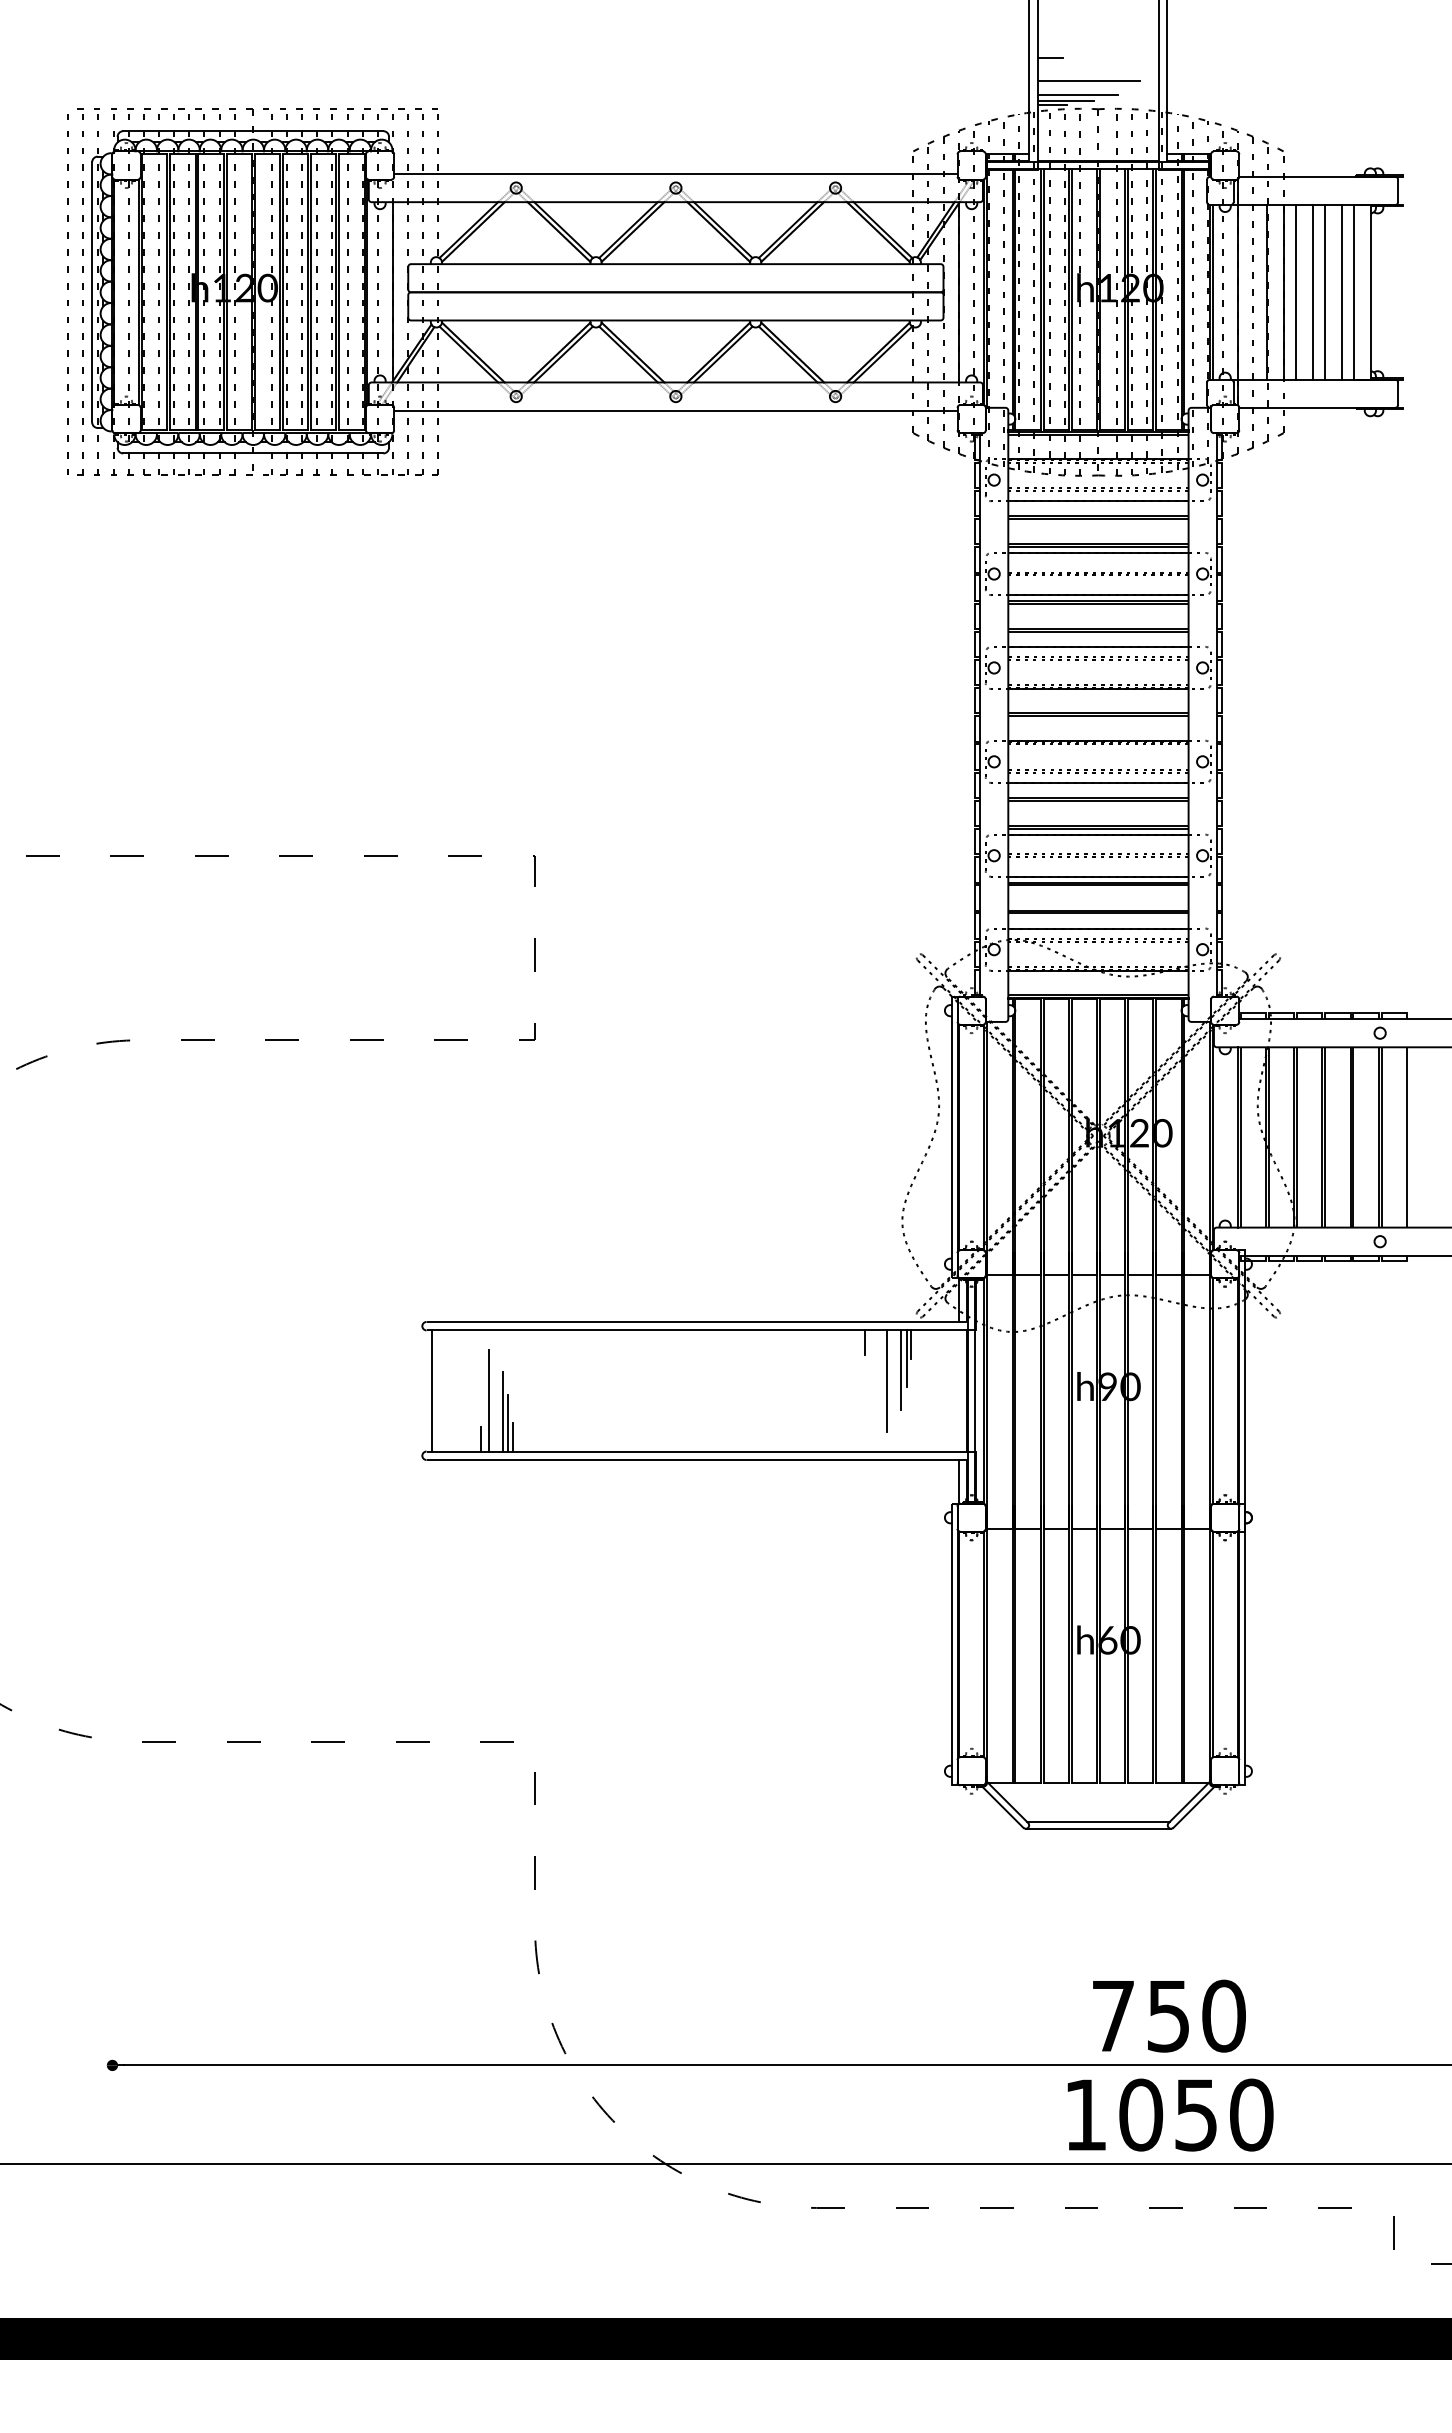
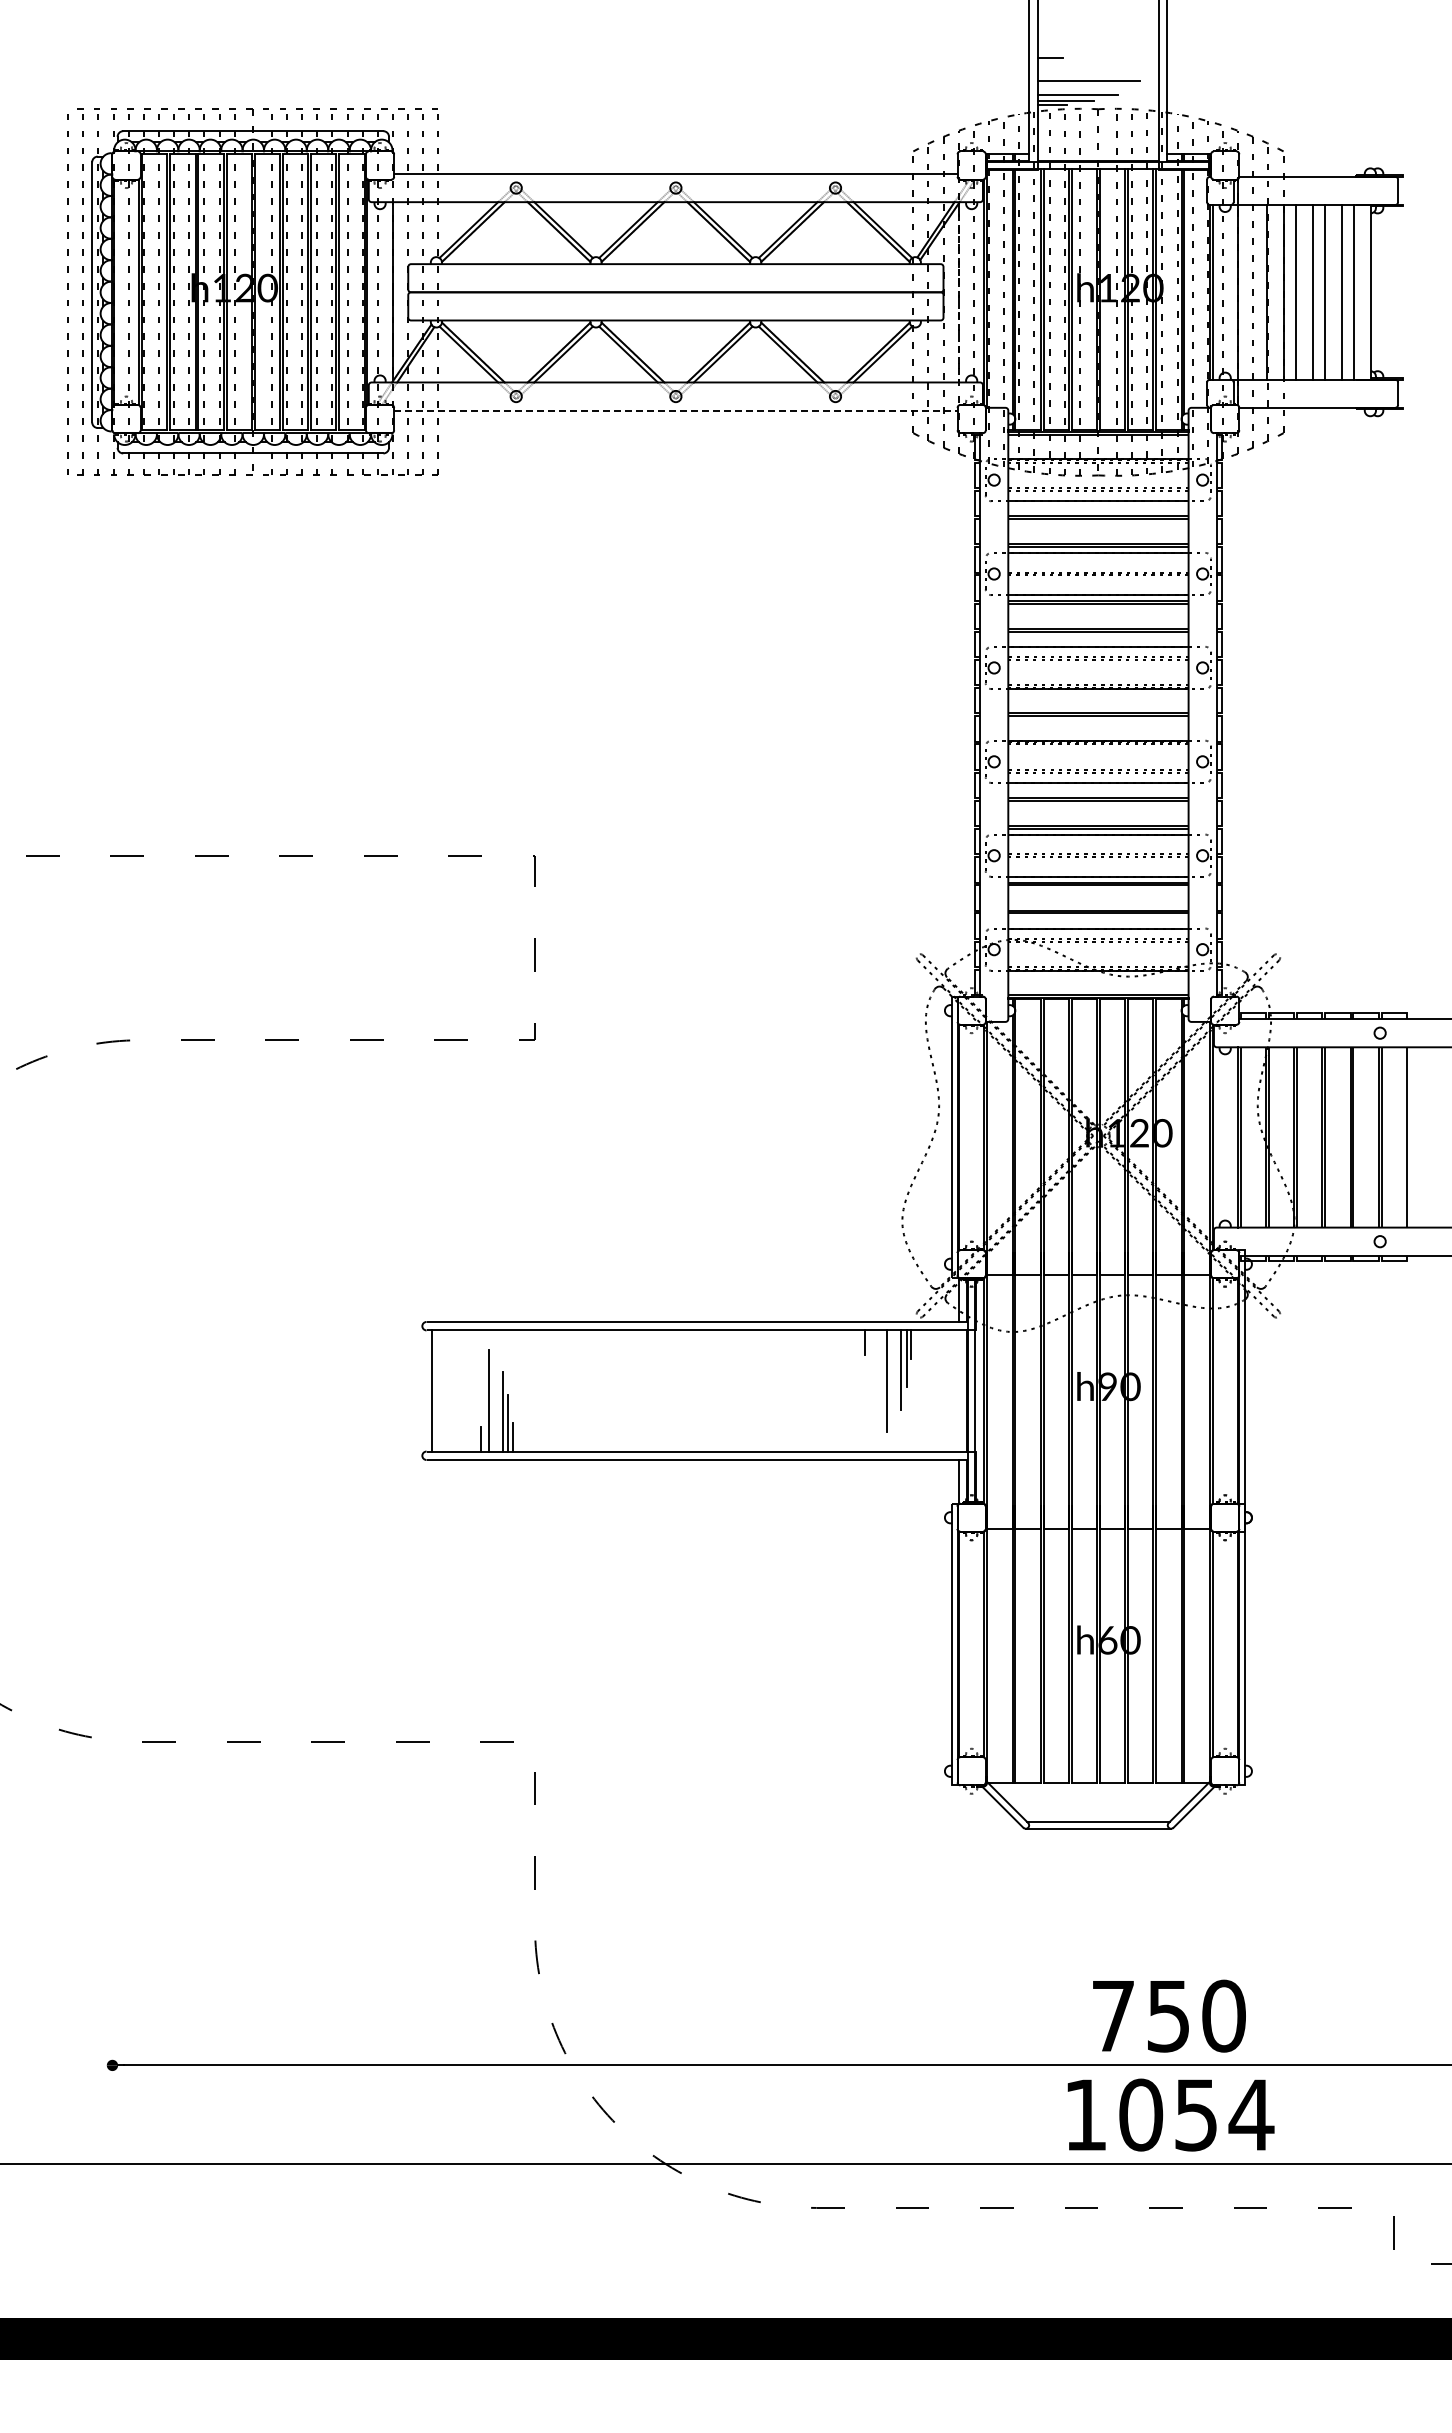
line: solid -> dashed (959, 292)
line: solid -> dashed (675, 410)
text: 1050 -> 1054 (1251, 2114)
